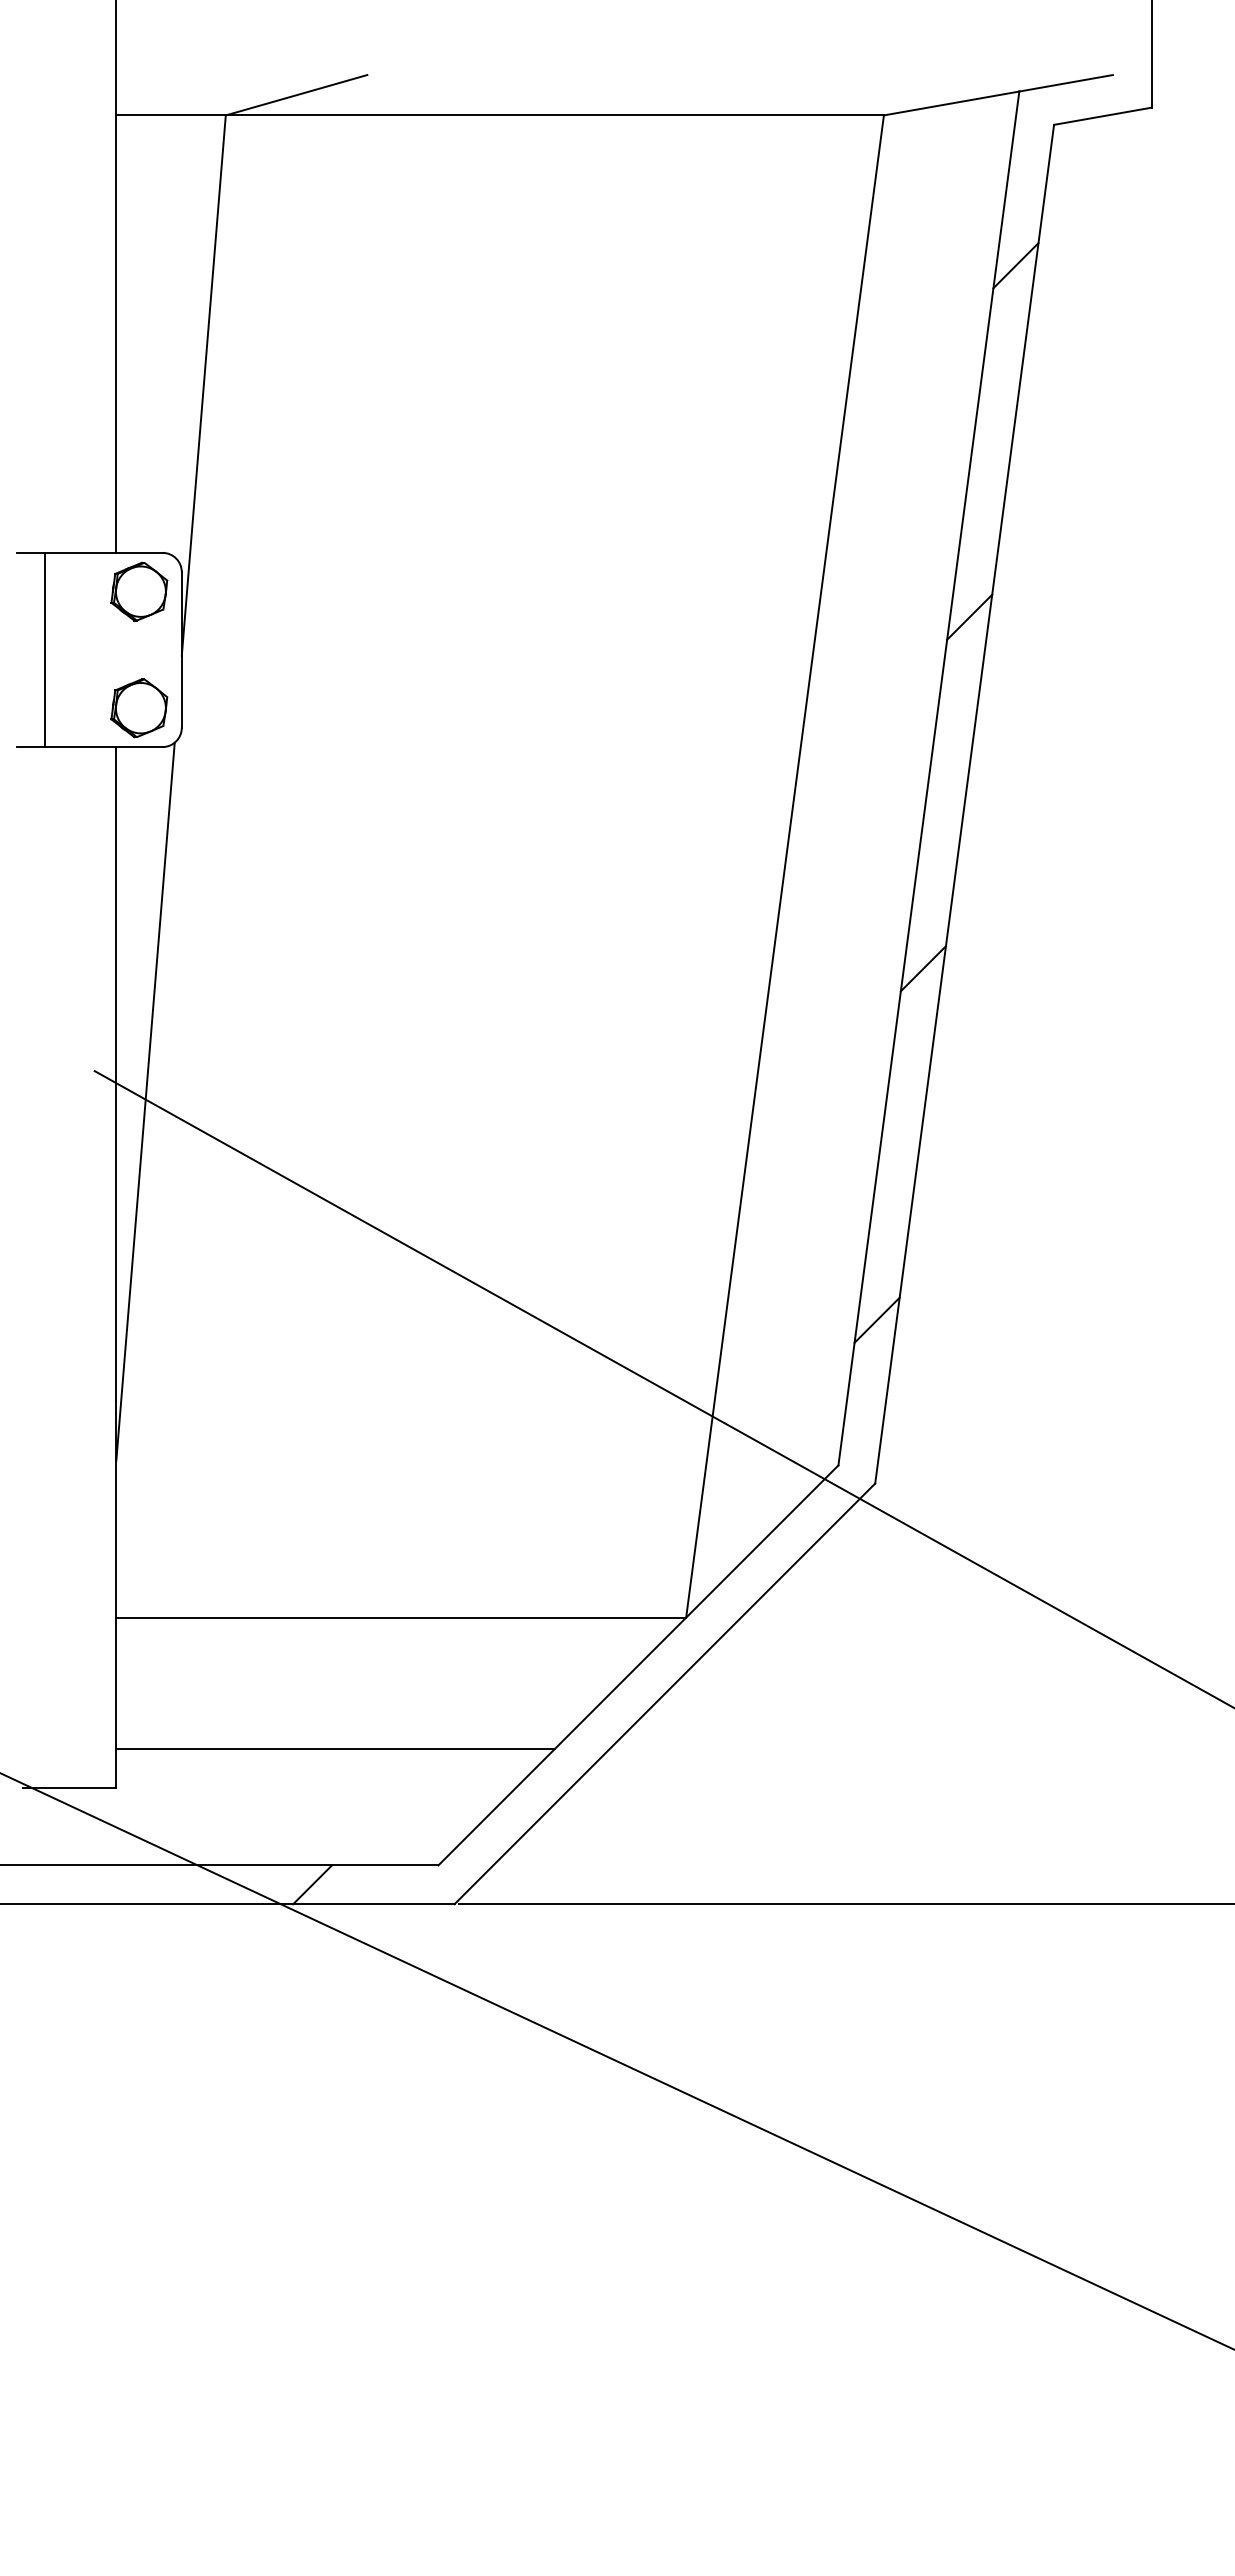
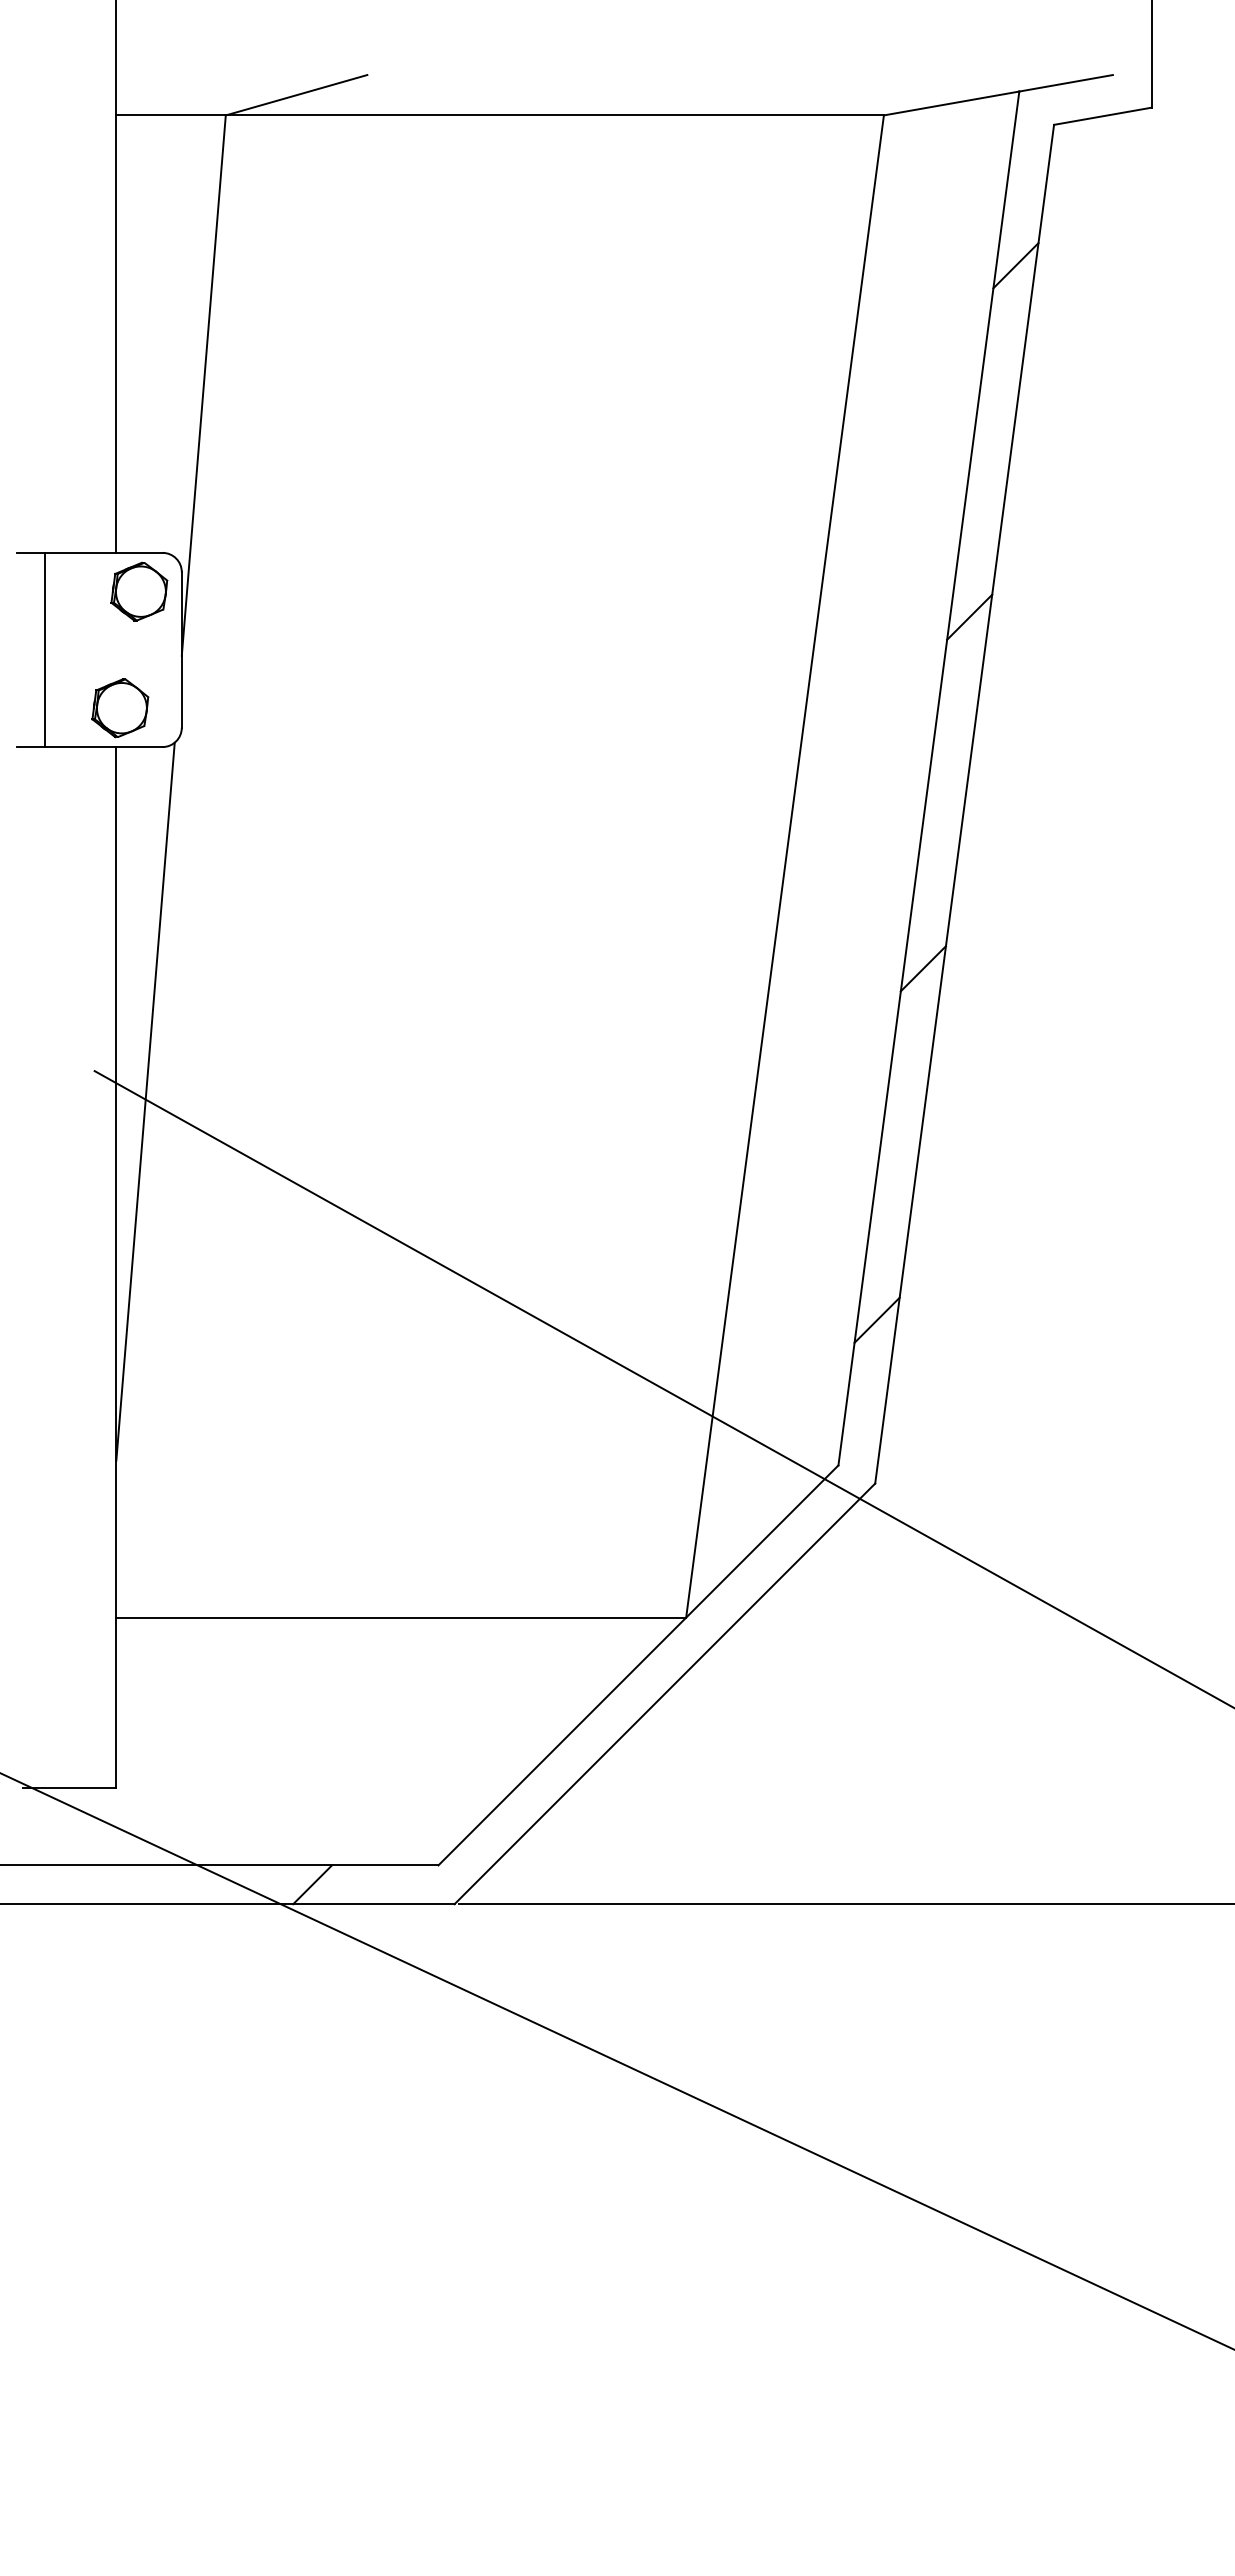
part position: (139, 708) -> (120, 708) (120, 708)
line: present -> none (335, 1748)
